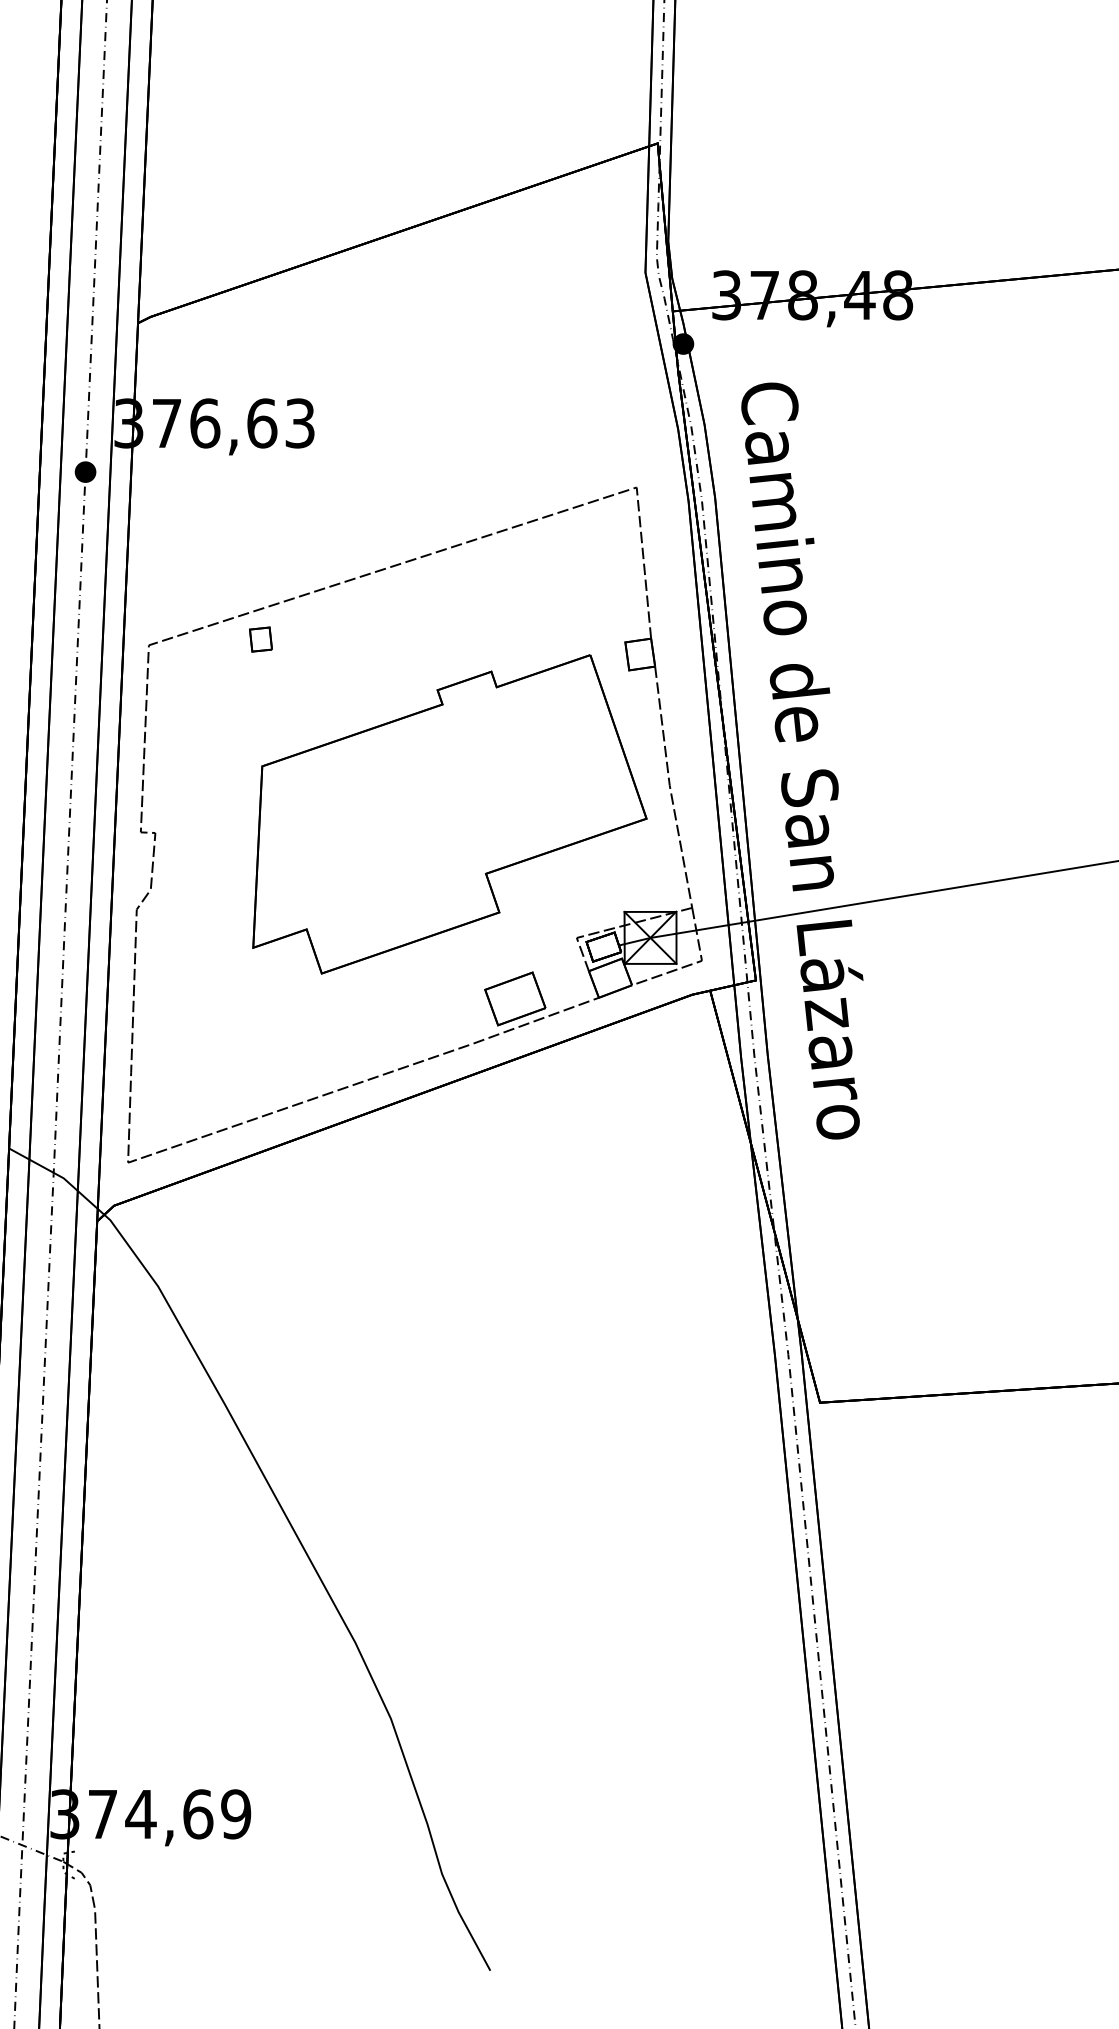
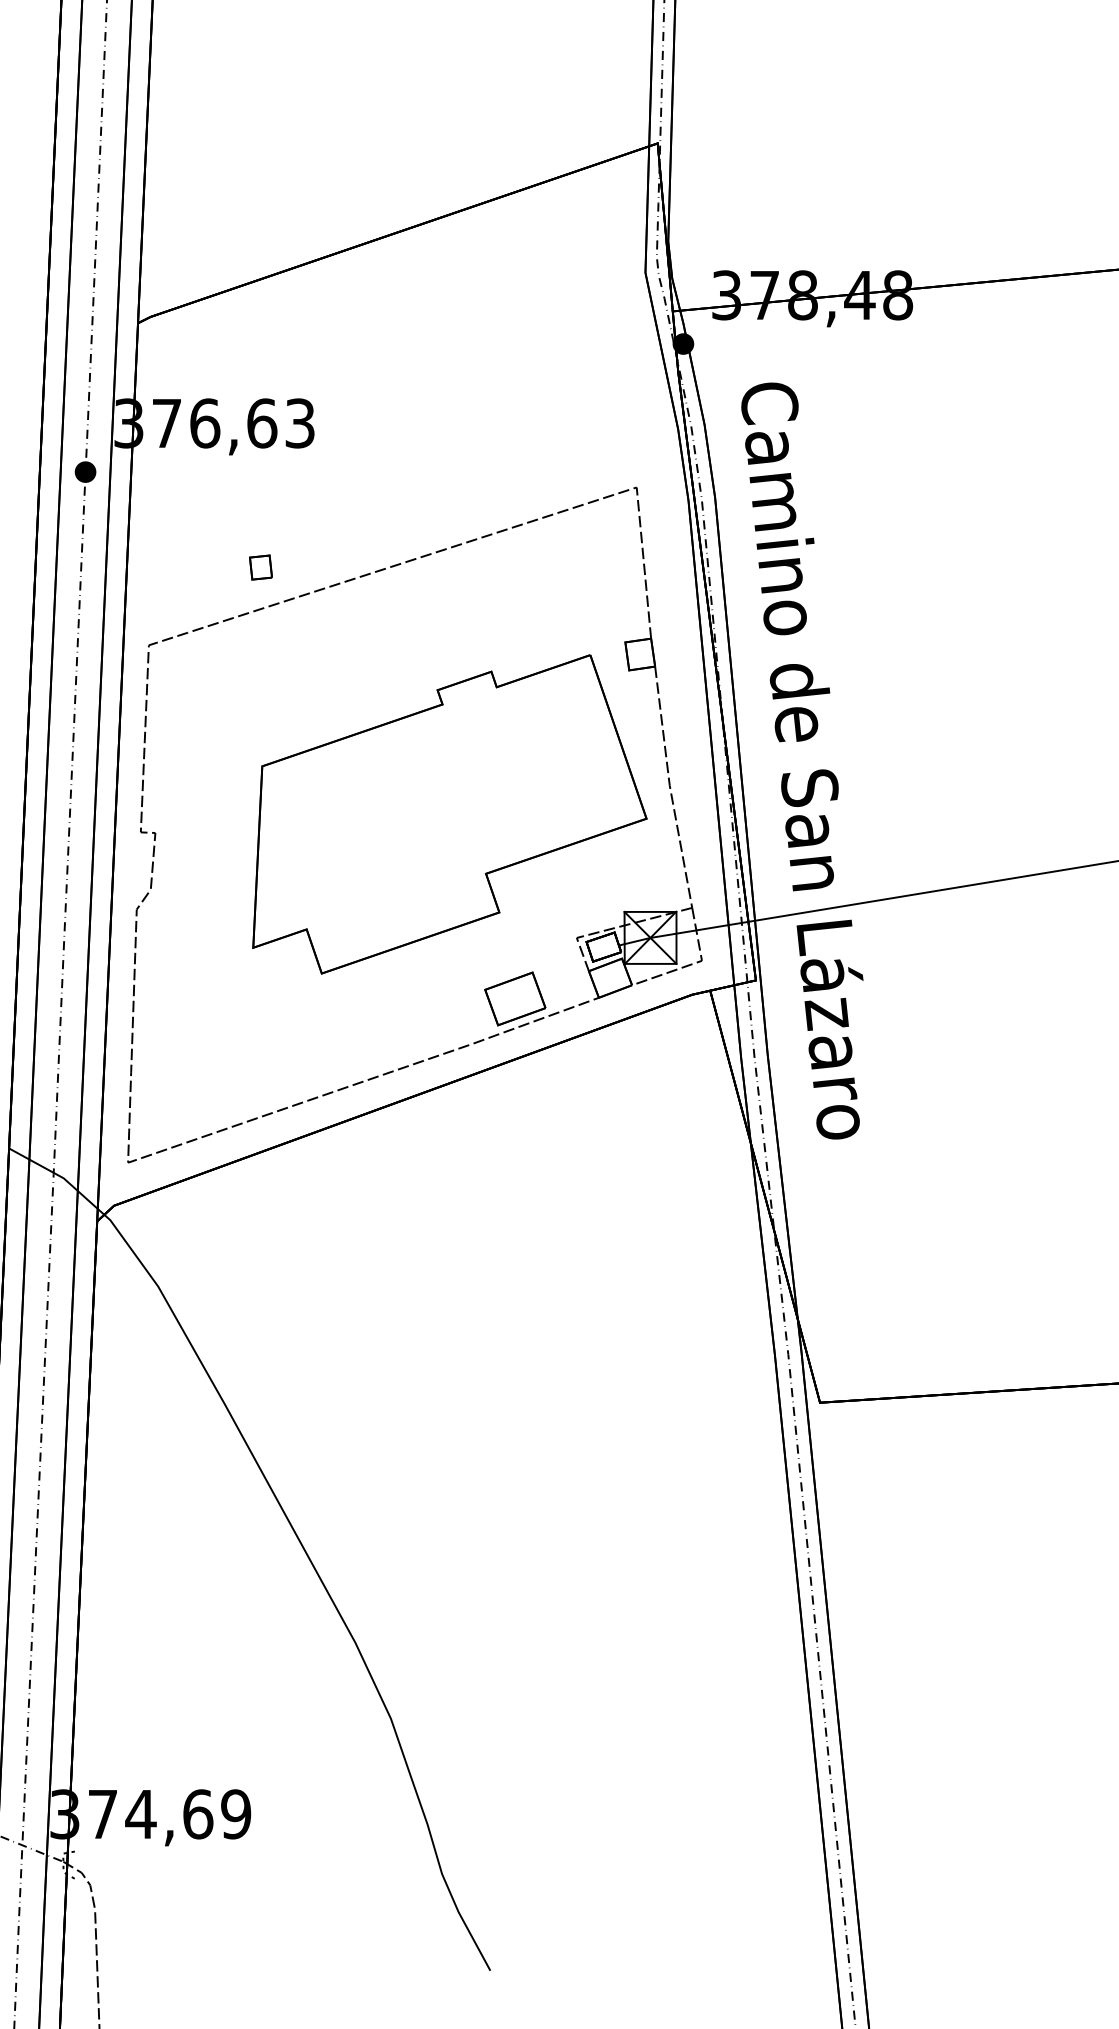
part position: (260, 639) -> (260, 567) (260, 567)
